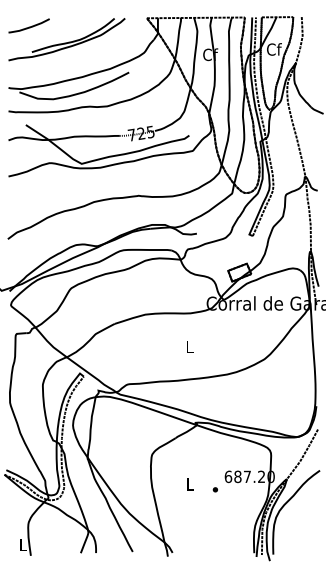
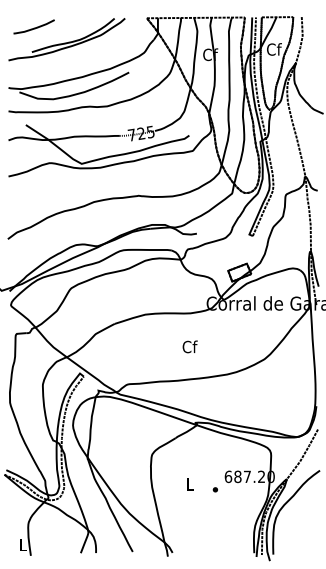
curve position: (29, 26) -> (34, 27) (34, 27)
text: L -> Cf (189, 346)
